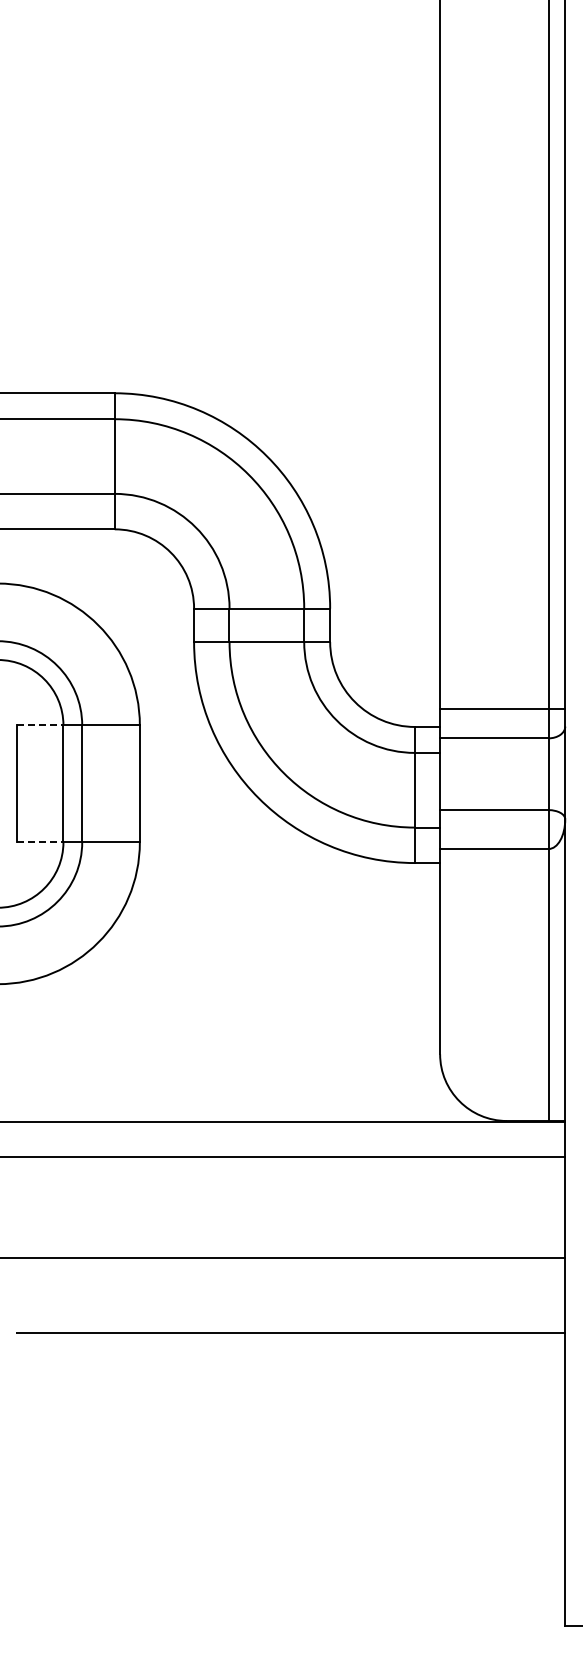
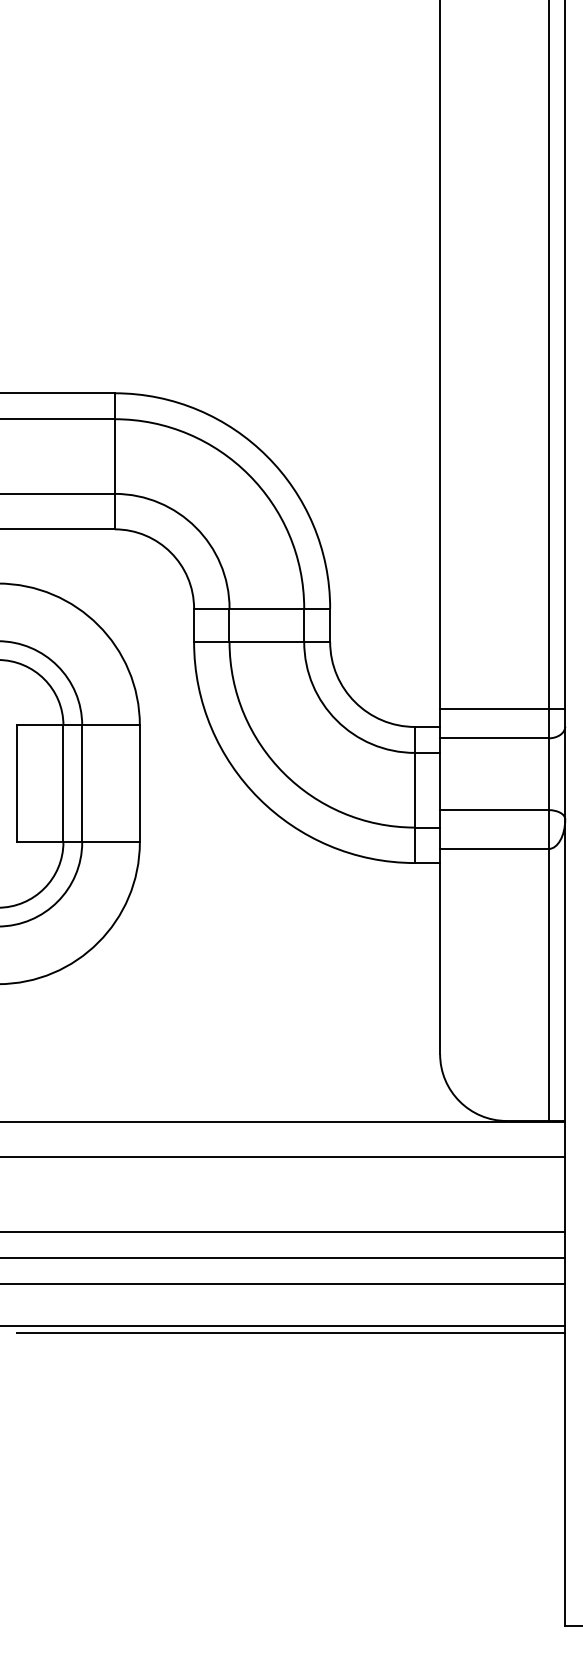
line: dashed -> solid (40, 725)
line: dashed -> solid (40, 842)
line: none -> present (283, 1231)
line: none -> present (283, 1284)
line: none -> present (283, 1326)
